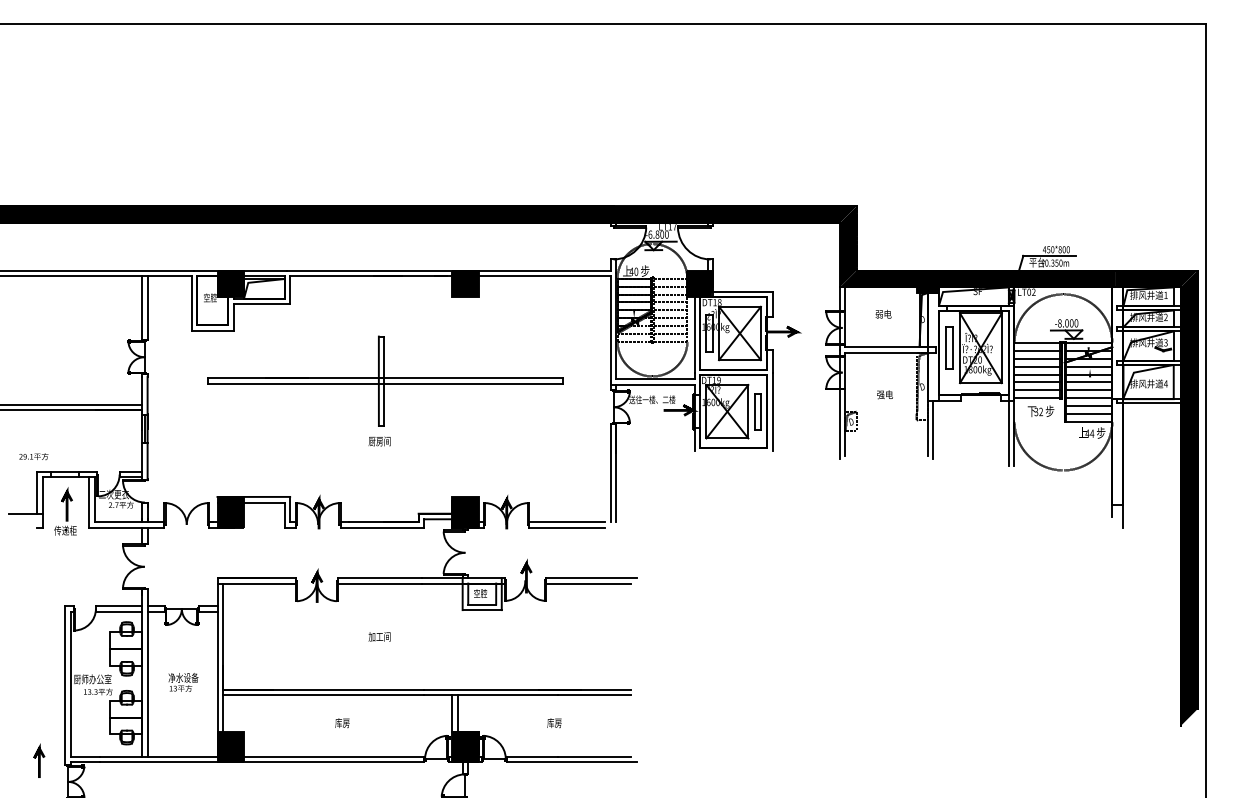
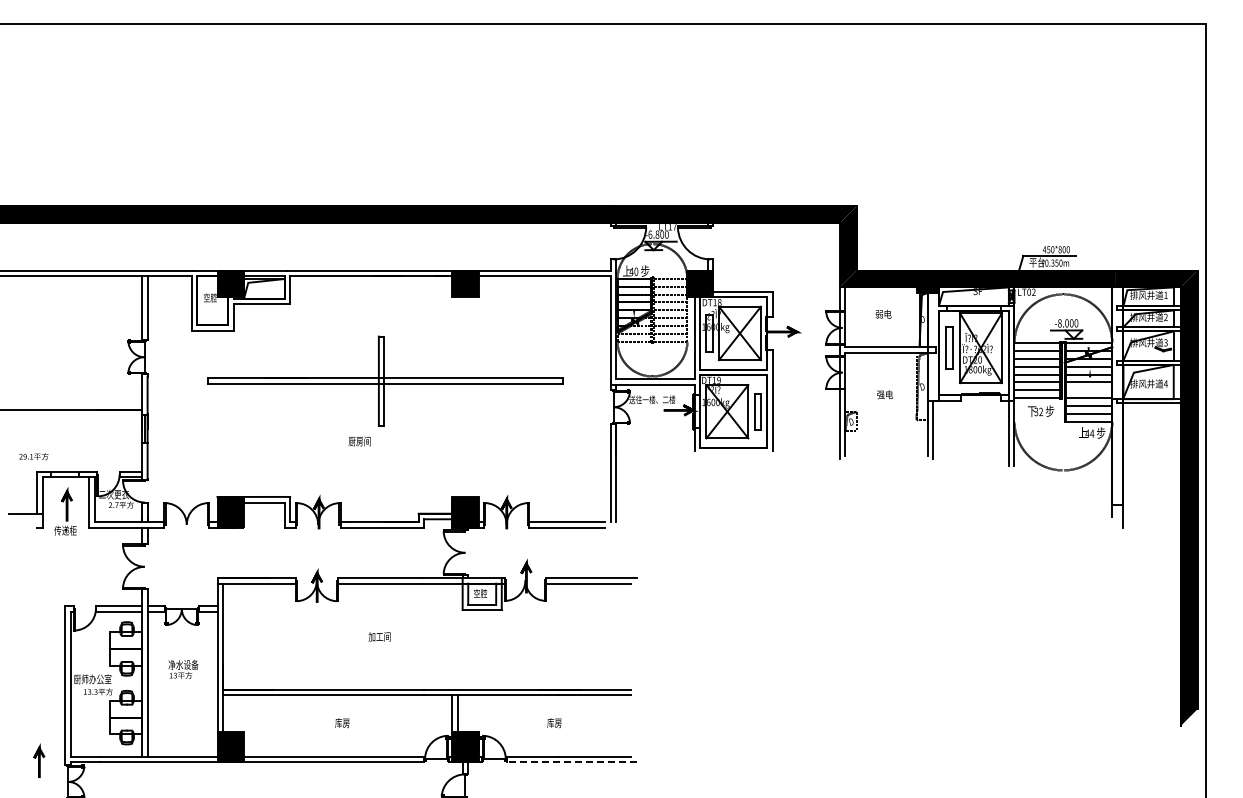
line: present -> none (1089, 390)
line: present -> none (72, 404)
text position: (379, 441) -> (359, 441) (359, 441)
text position: (183, 682) -> (183, 669) (183, 669)
line: solid -> dashed (571, 762)
